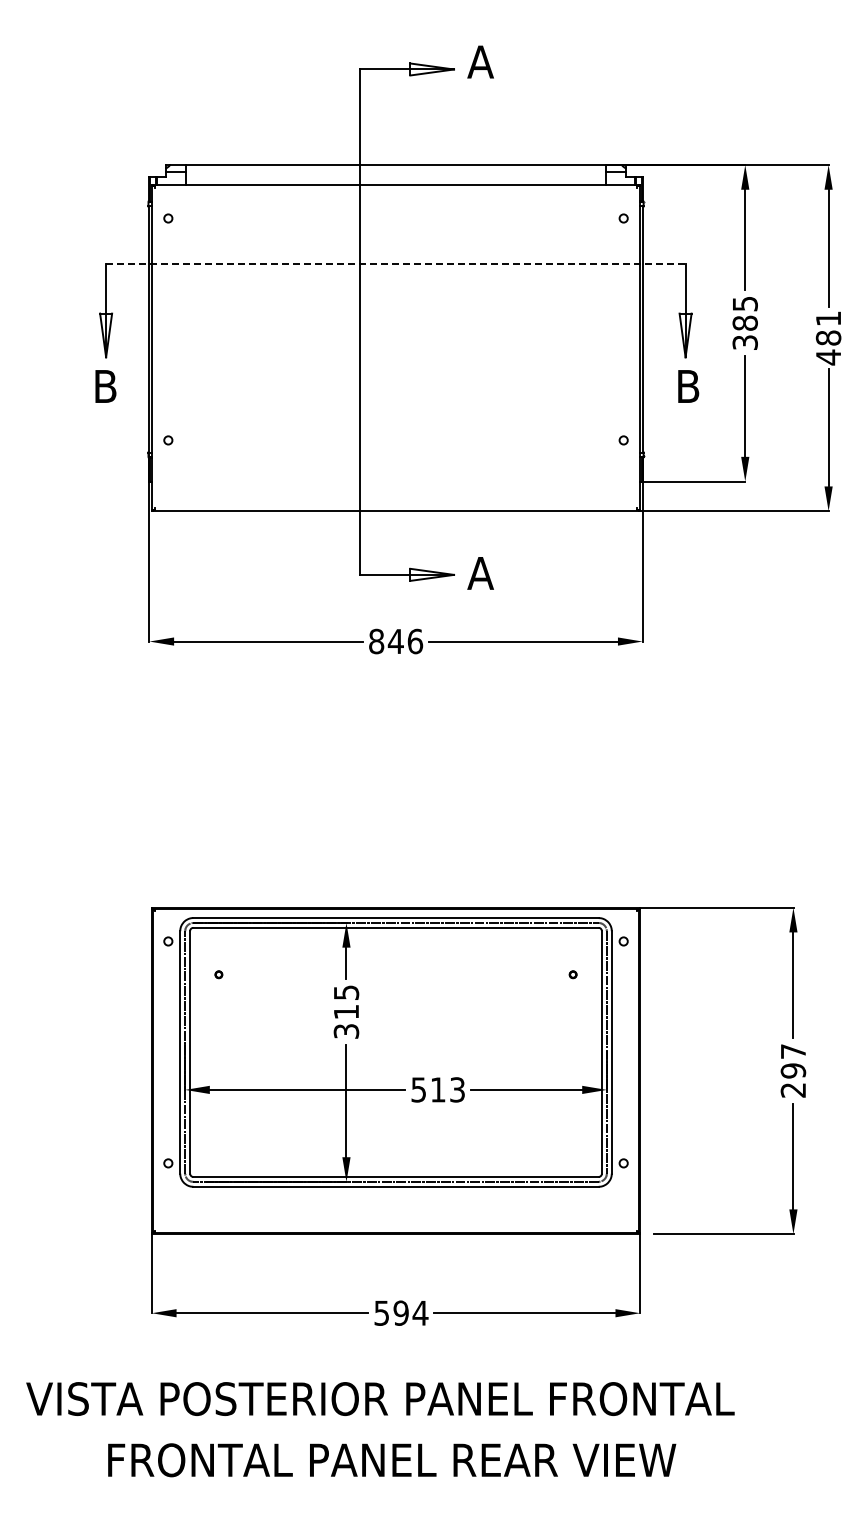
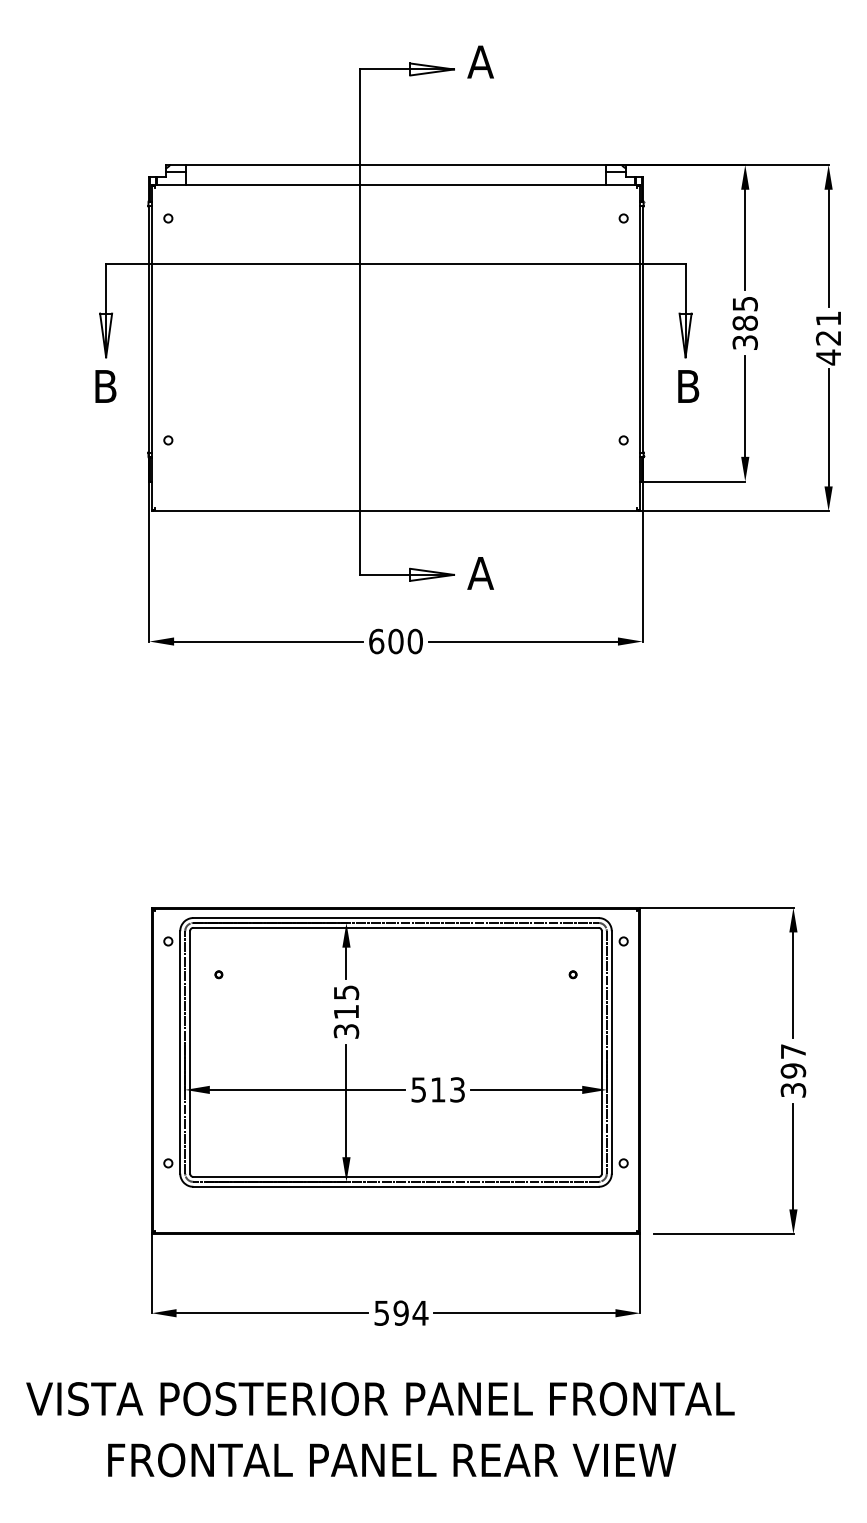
line: dashed -> solid (395, 263)
text: 481 -> 421 (828, 337)
text: 846 -> 600 (396, 641)
text: 297 -> 397 (793, 1090)
